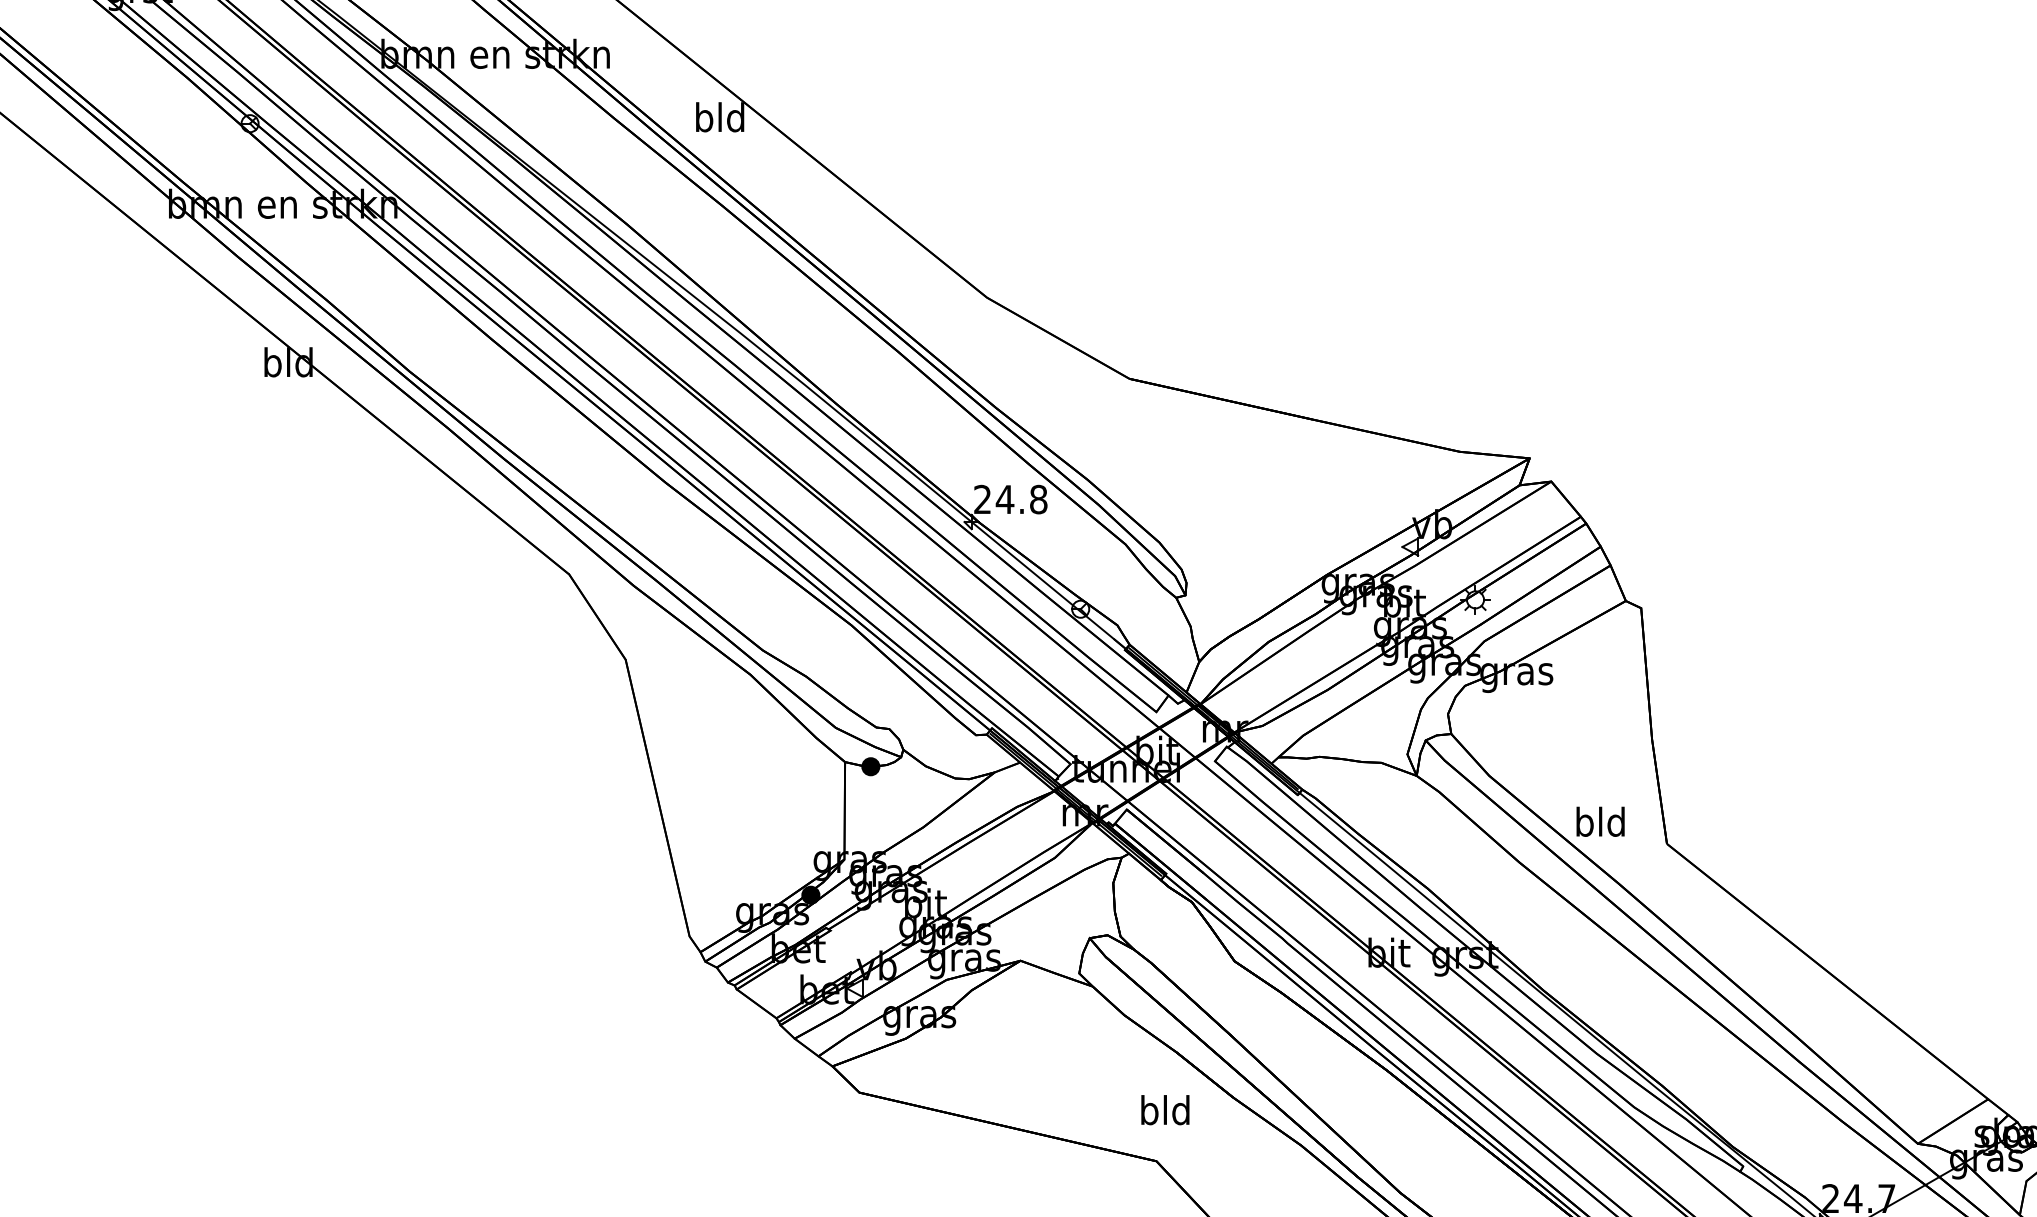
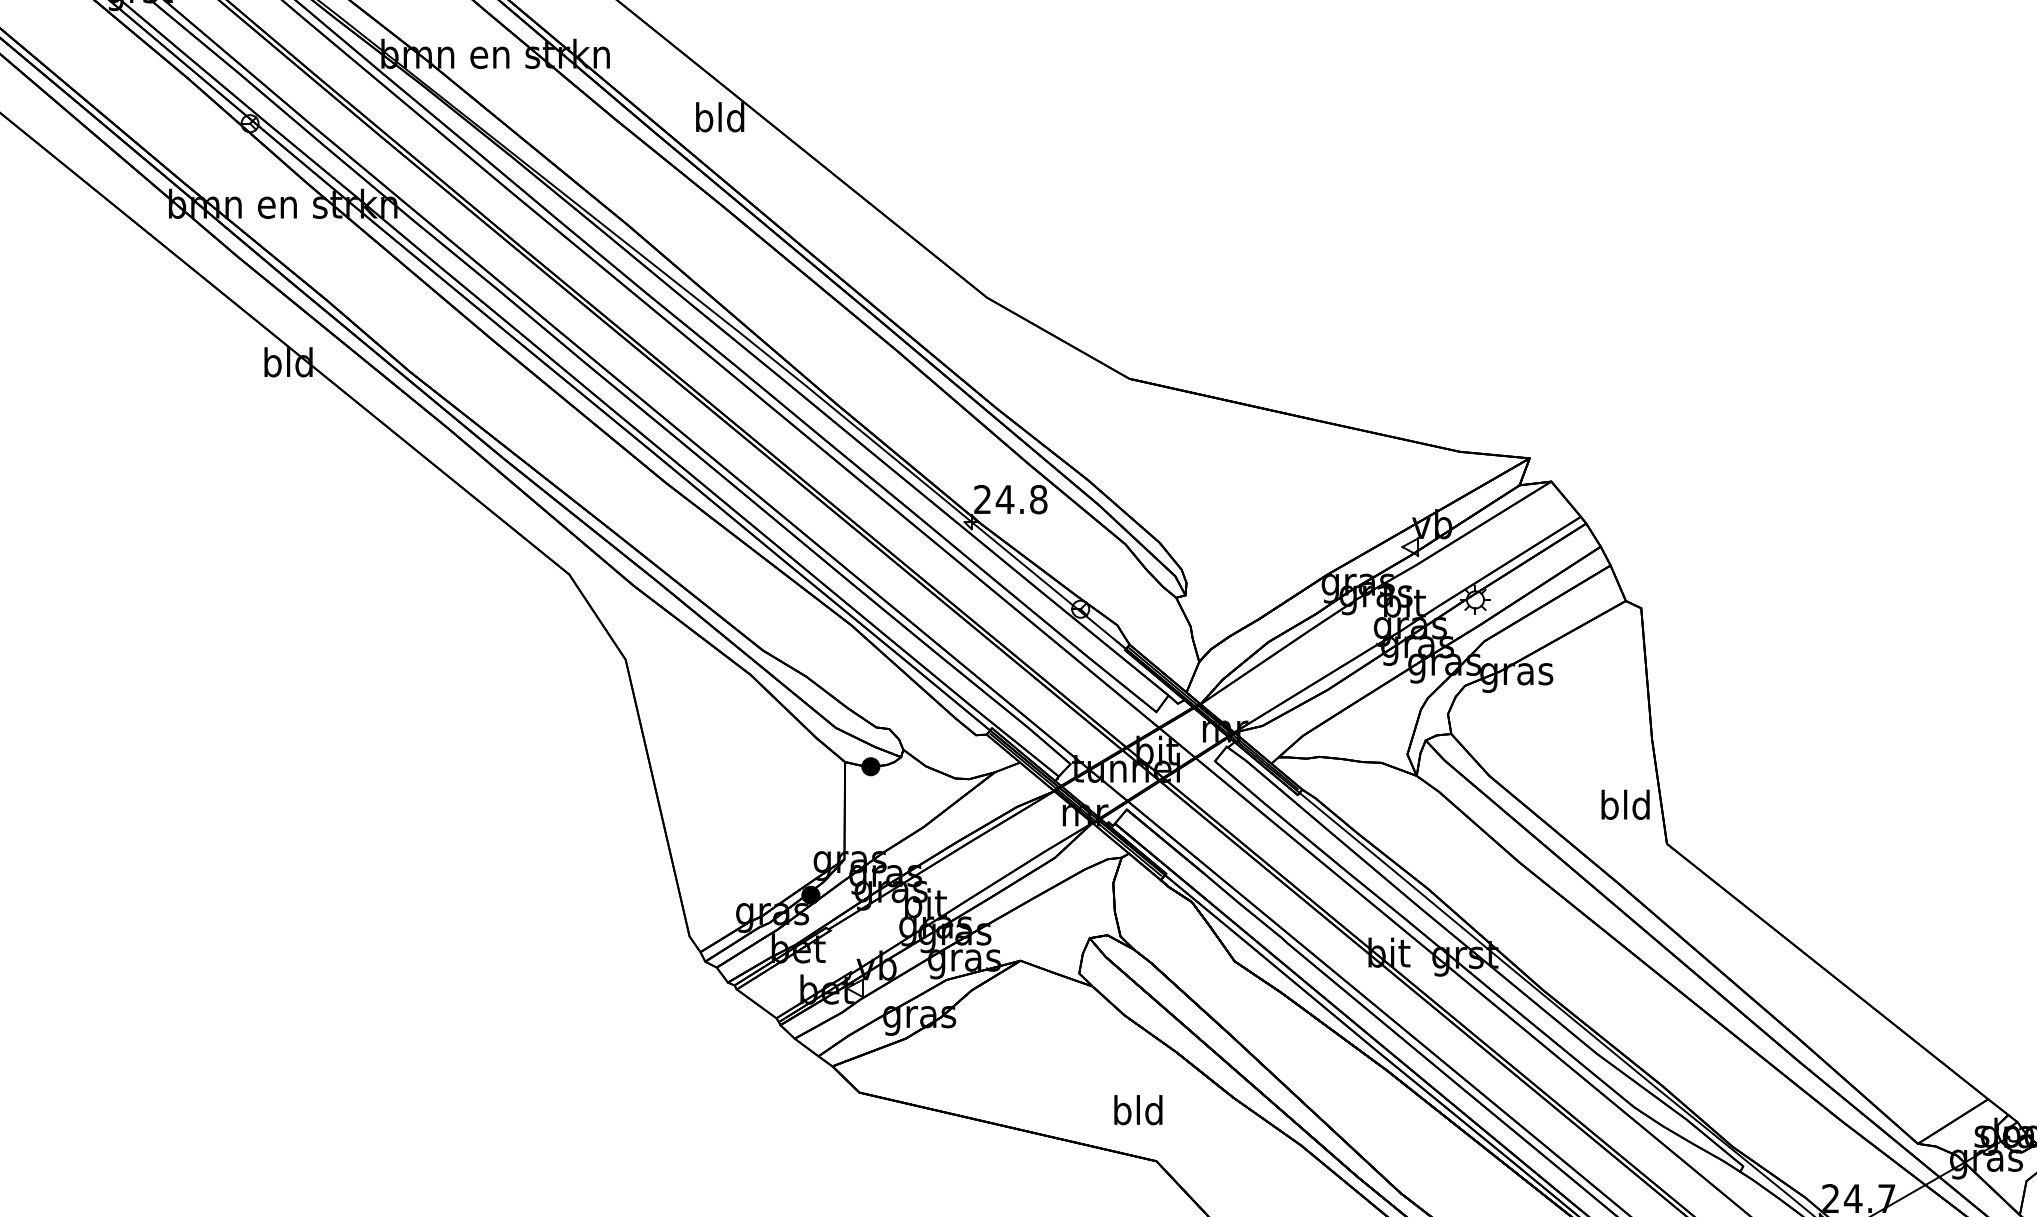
text position: (1600, 821) -> (1625, 804) (1625, 804)
text position: (1165, 1110) -> (1138, 1110) (1138, 1110)
